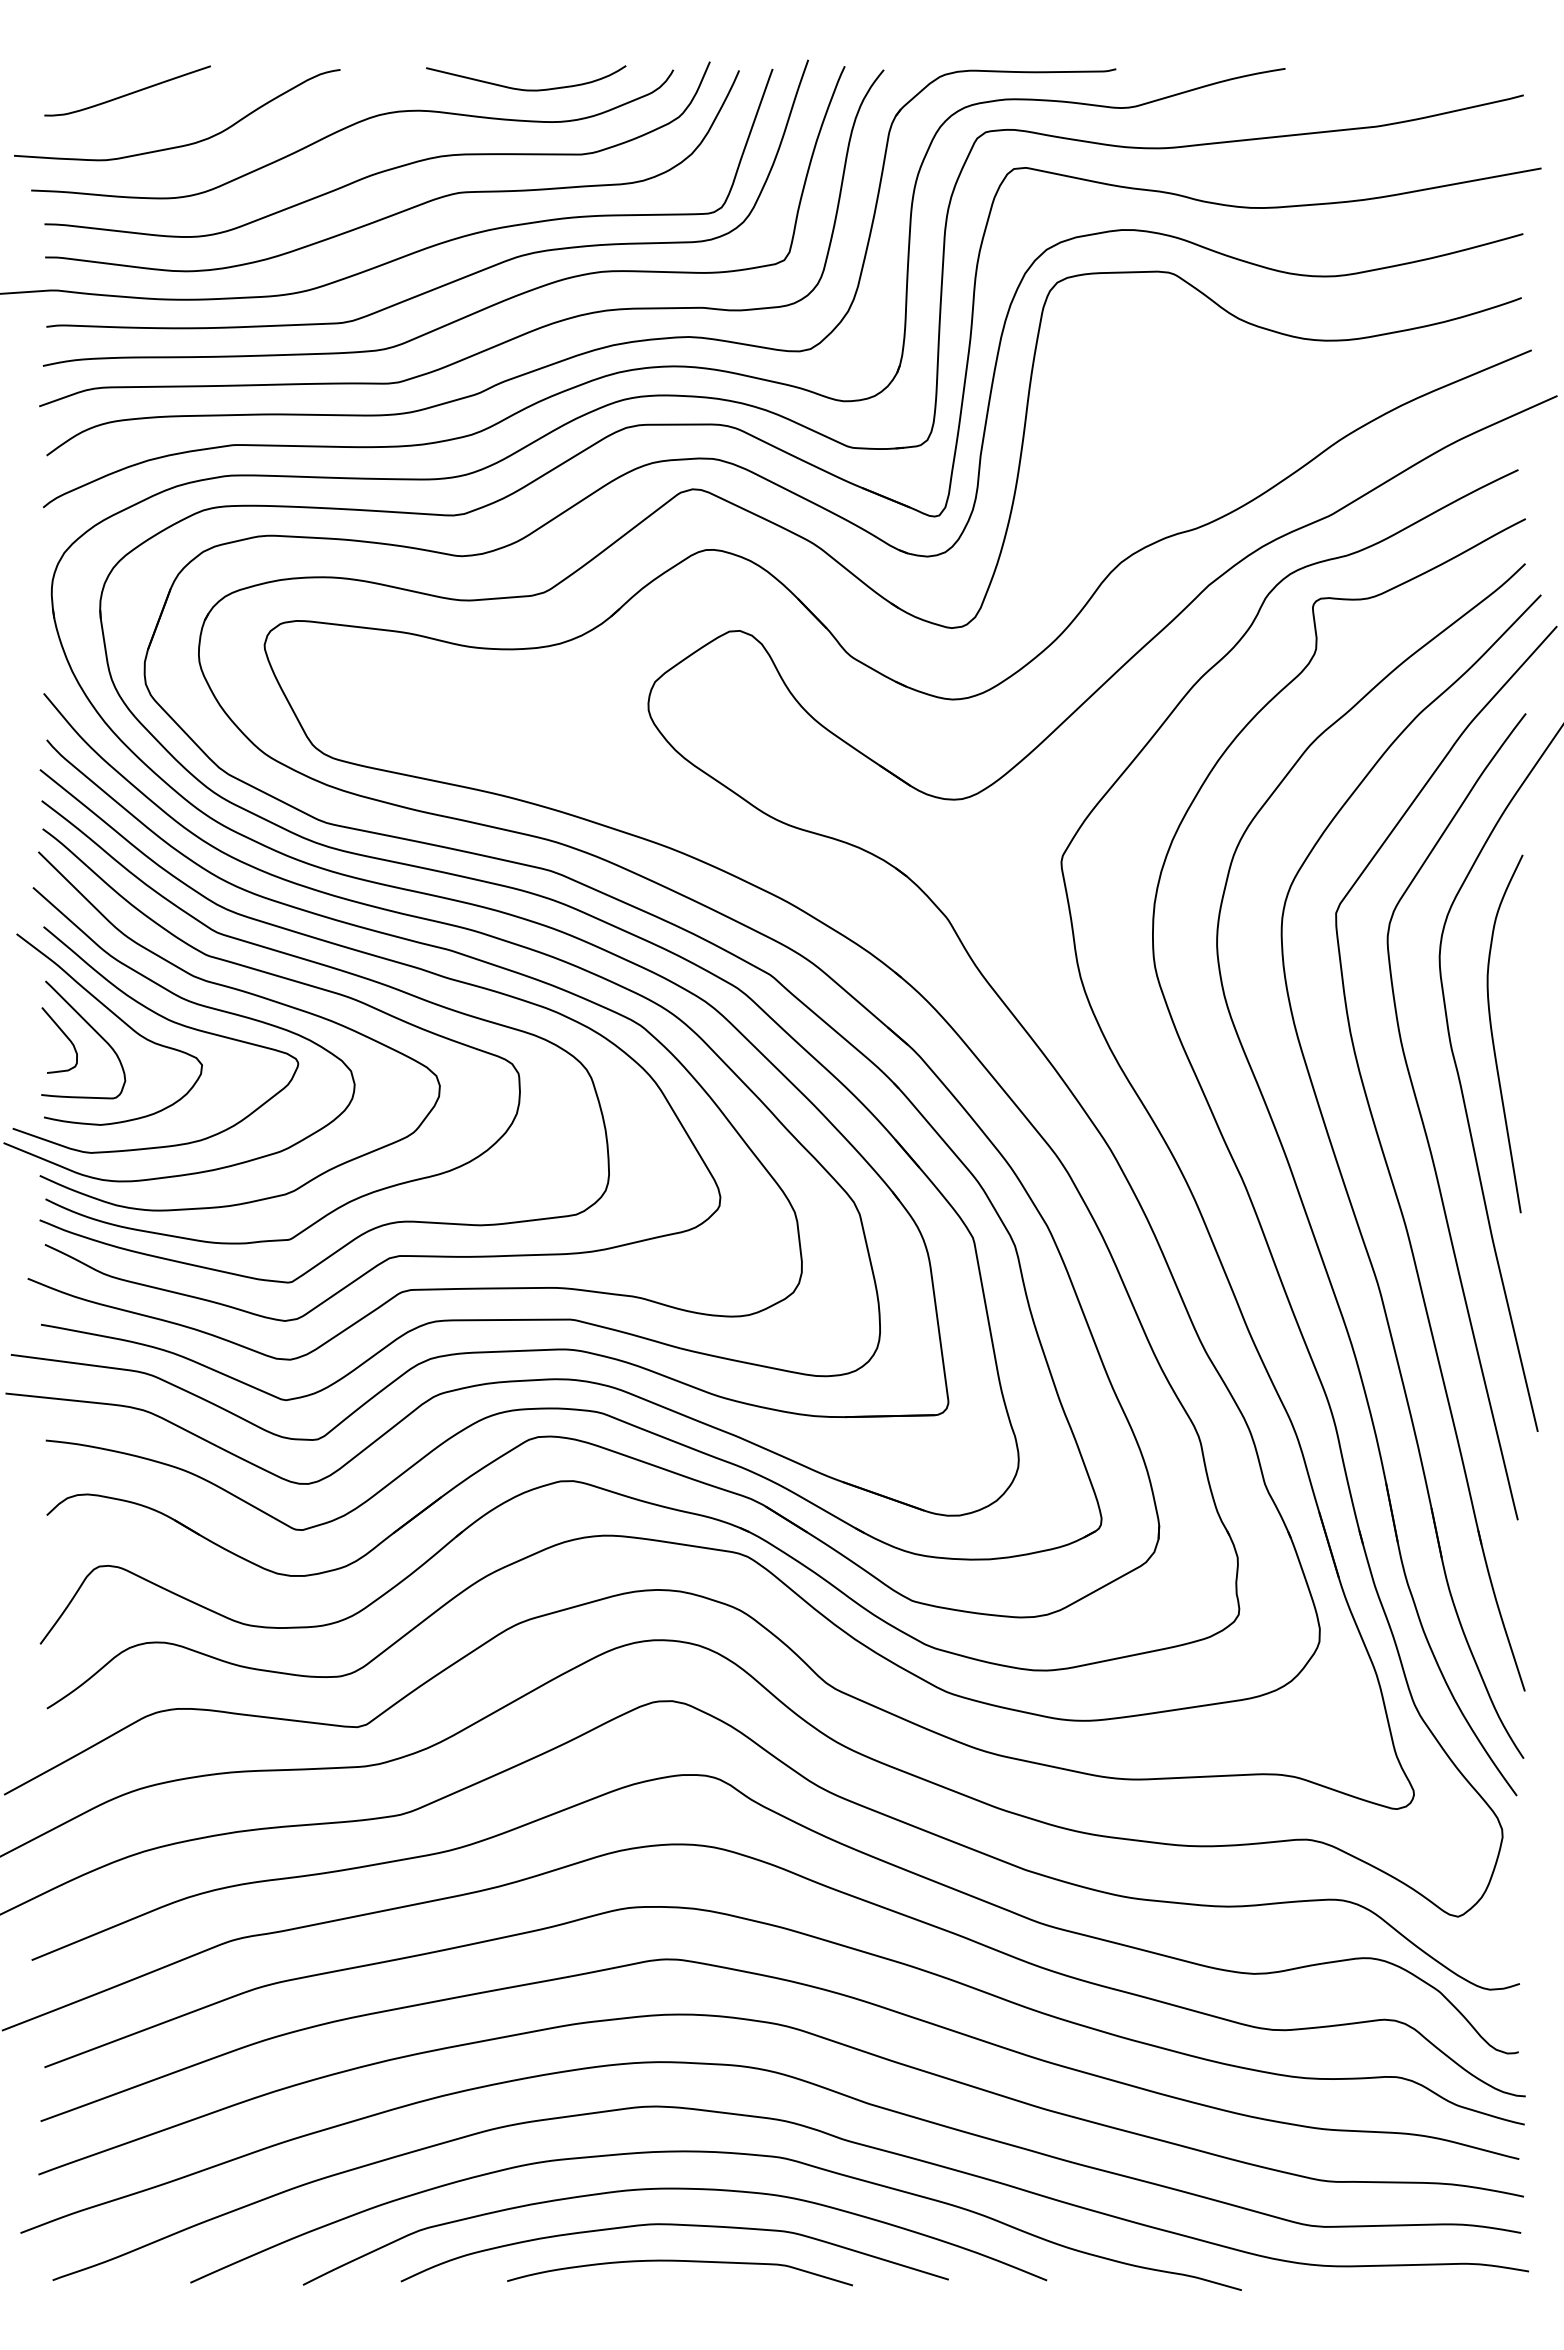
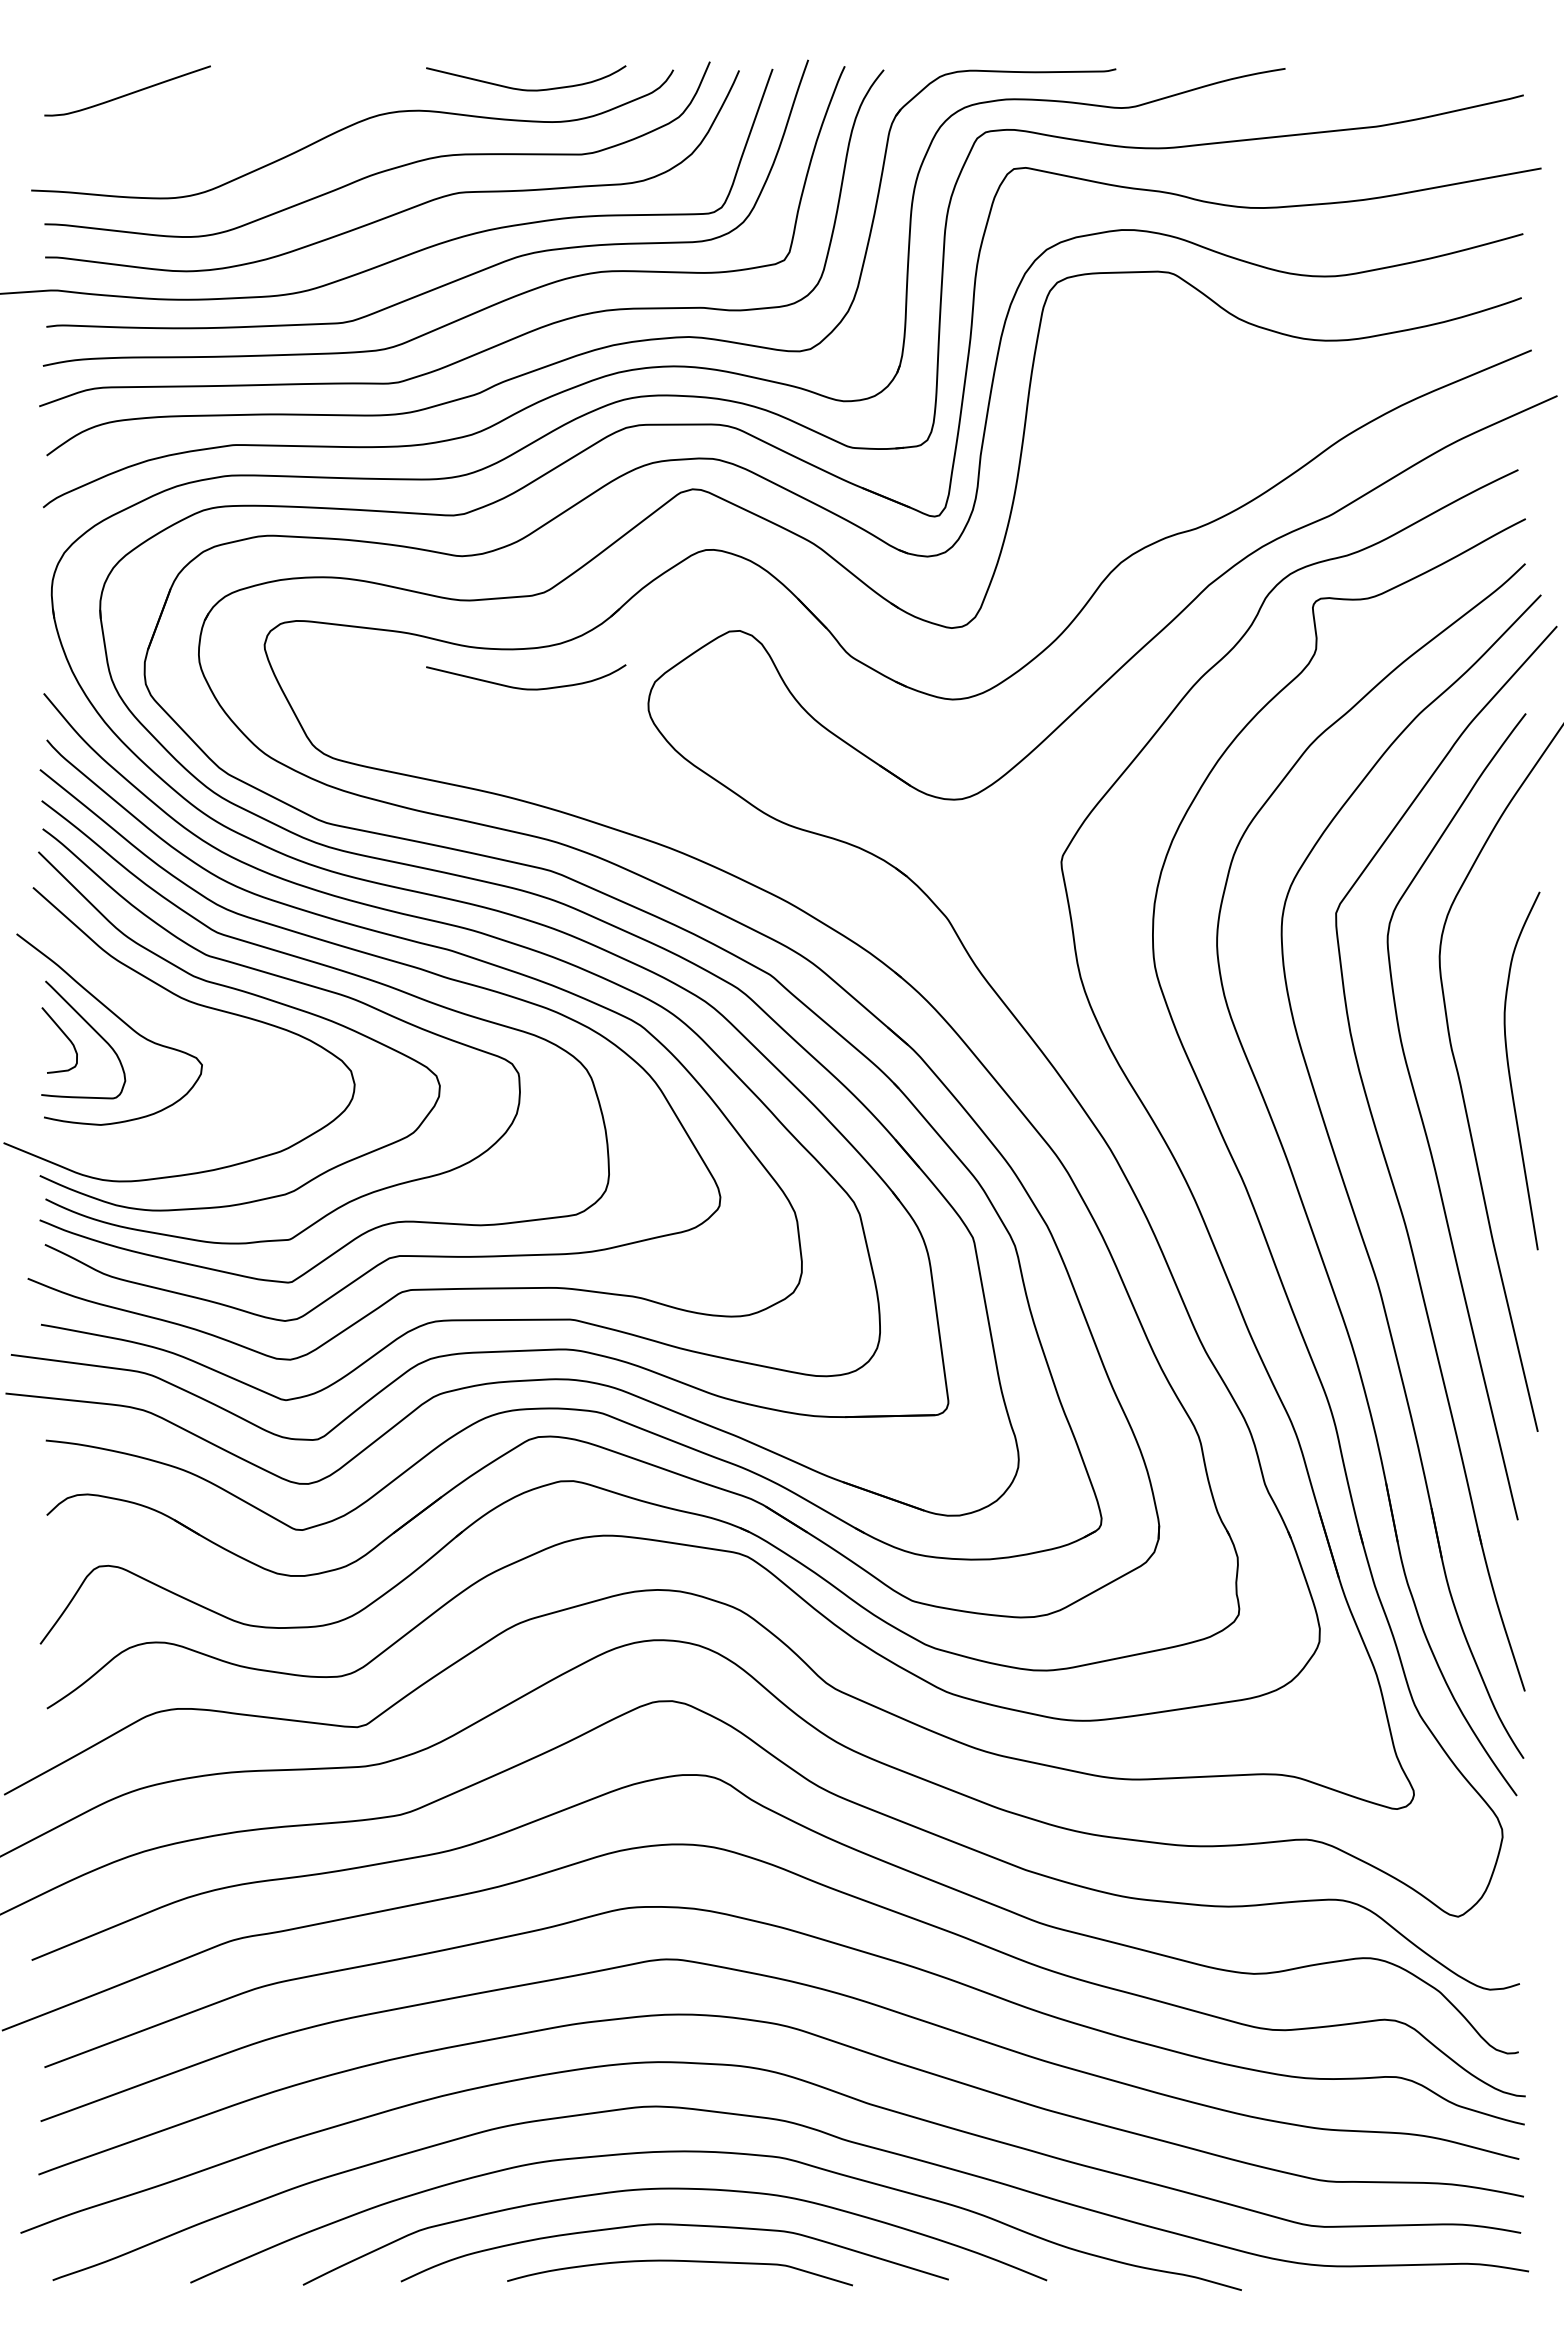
curve: present -> none (184, 144)
curve: none -> present (526, 688)
curve: present -> none (165, 1019)
curve position: (1493, 1035) -> (1510, 1072) (1510, 1072)
